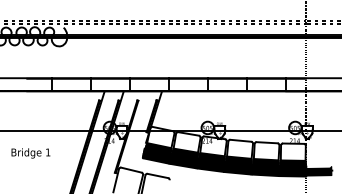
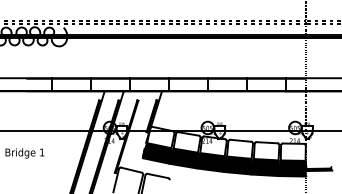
text position: (30, 153) -> (24, 153) (24, 153)
fill: present -> none (318, 173)
